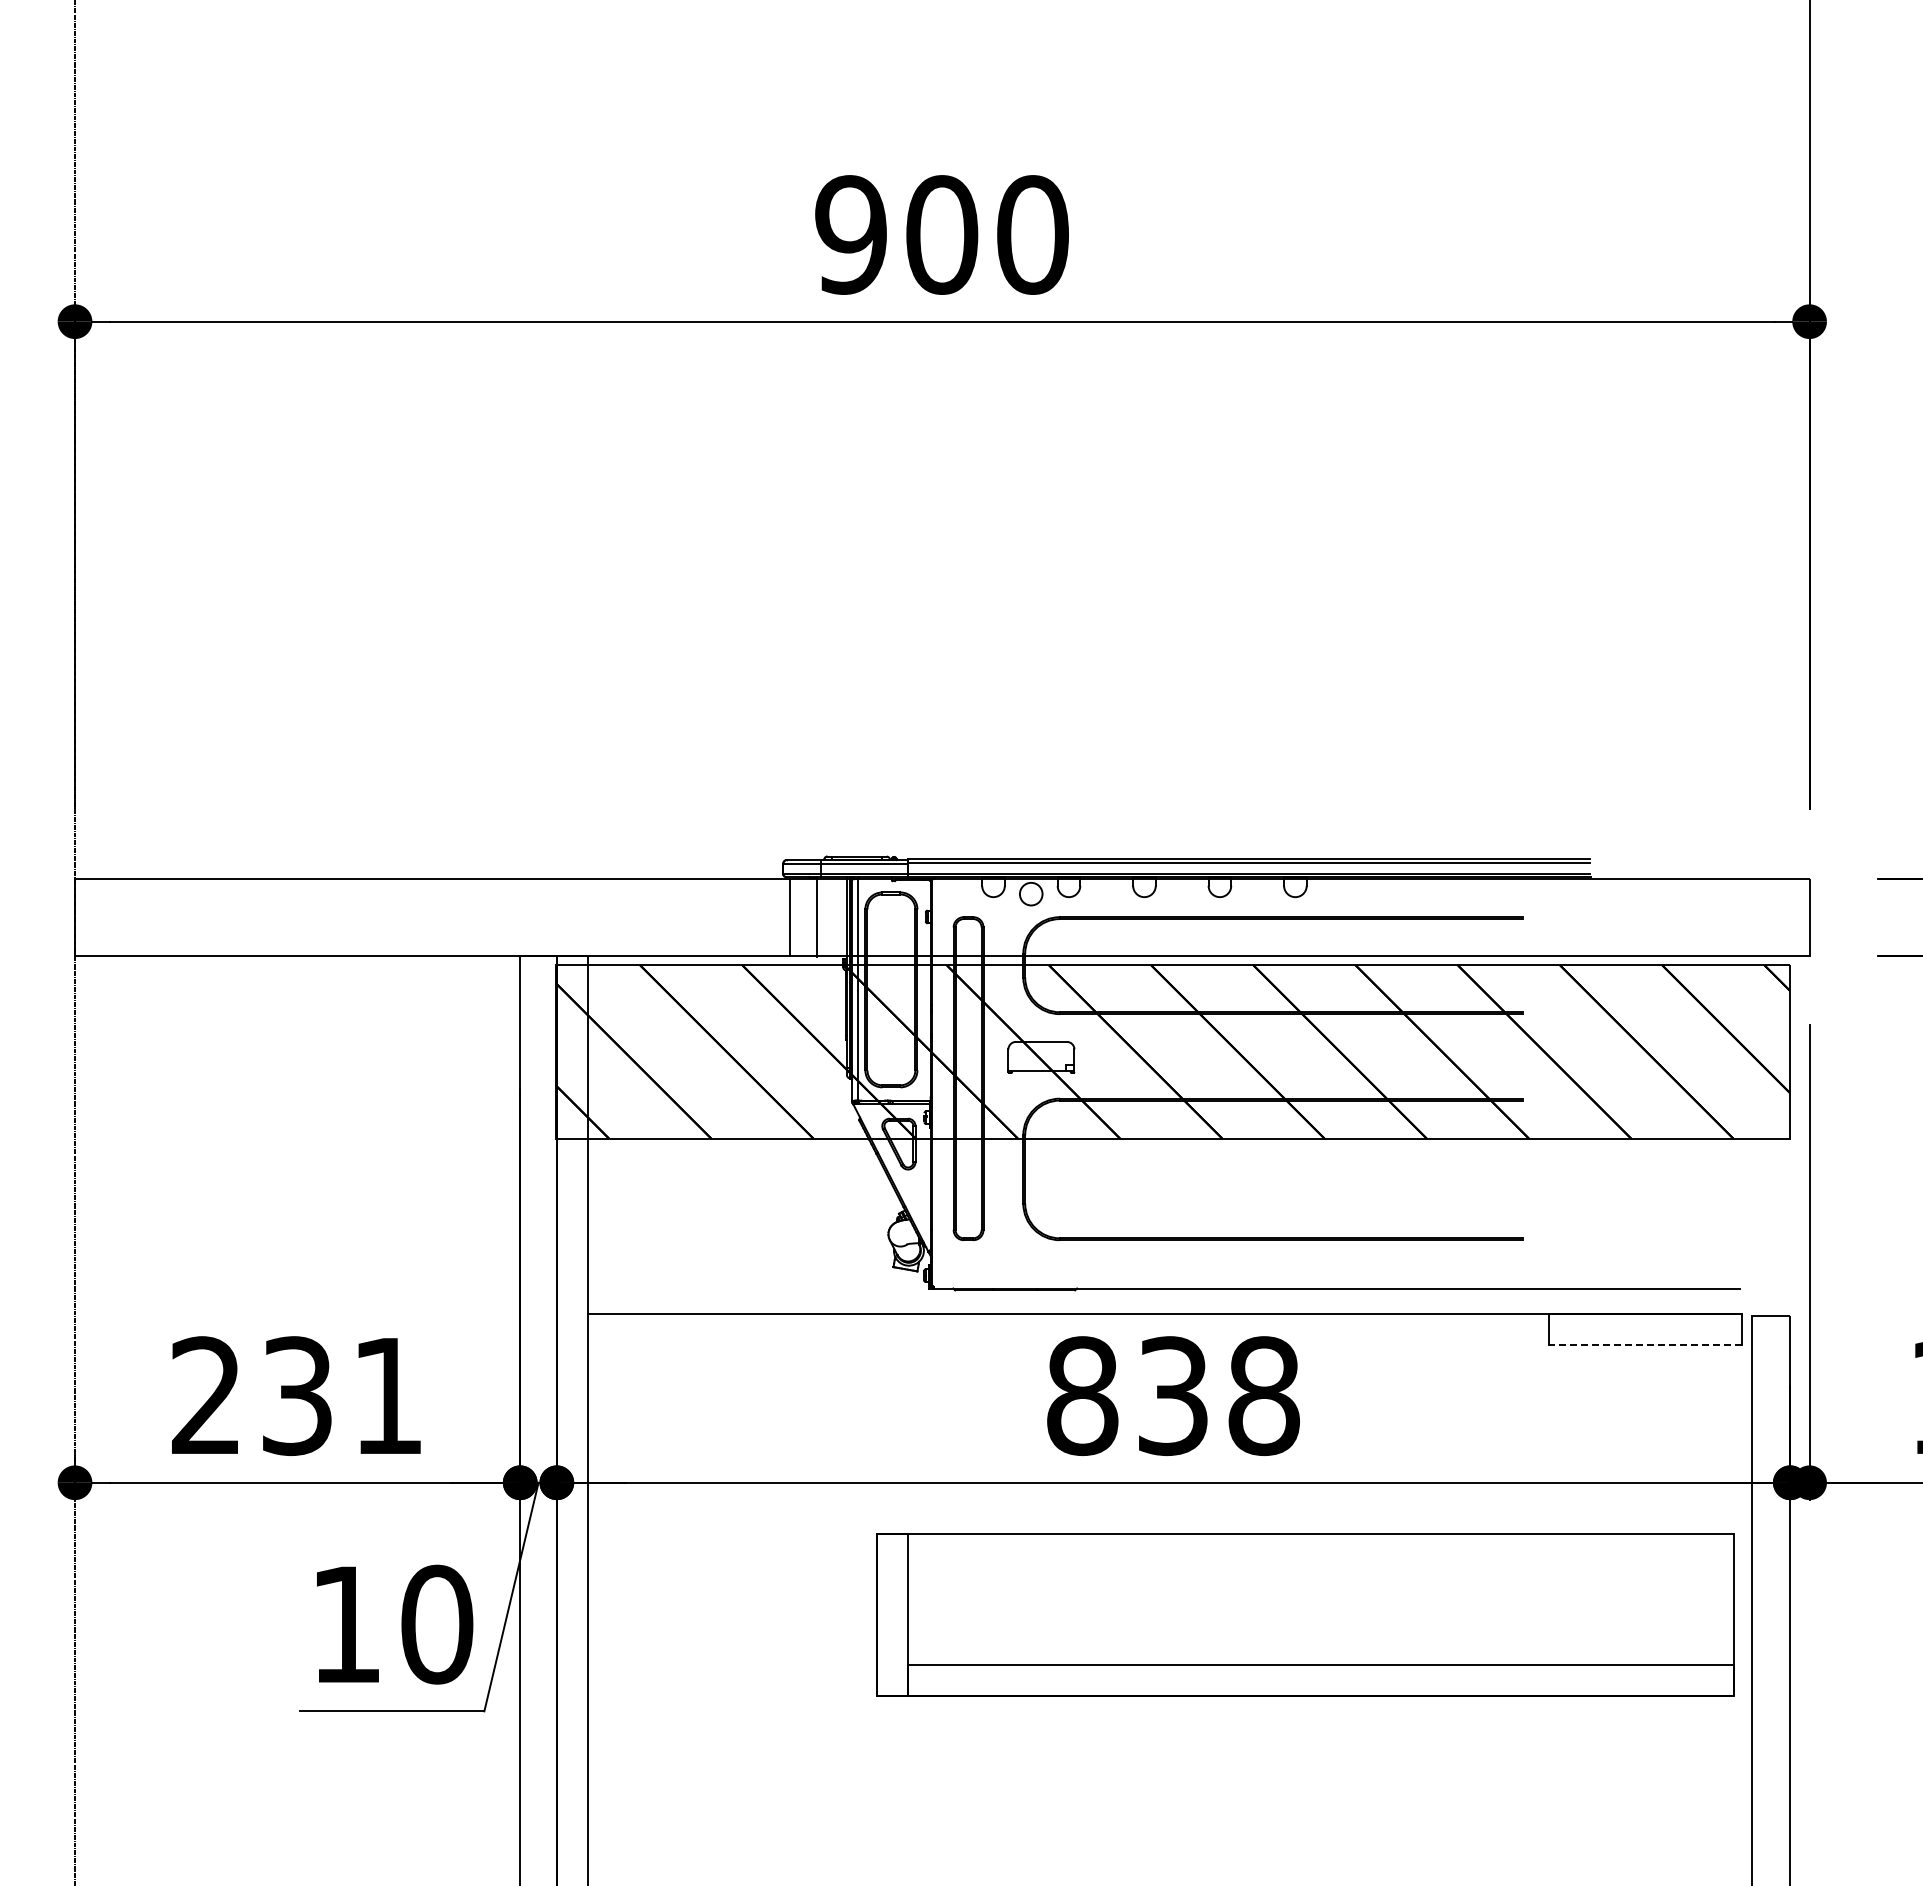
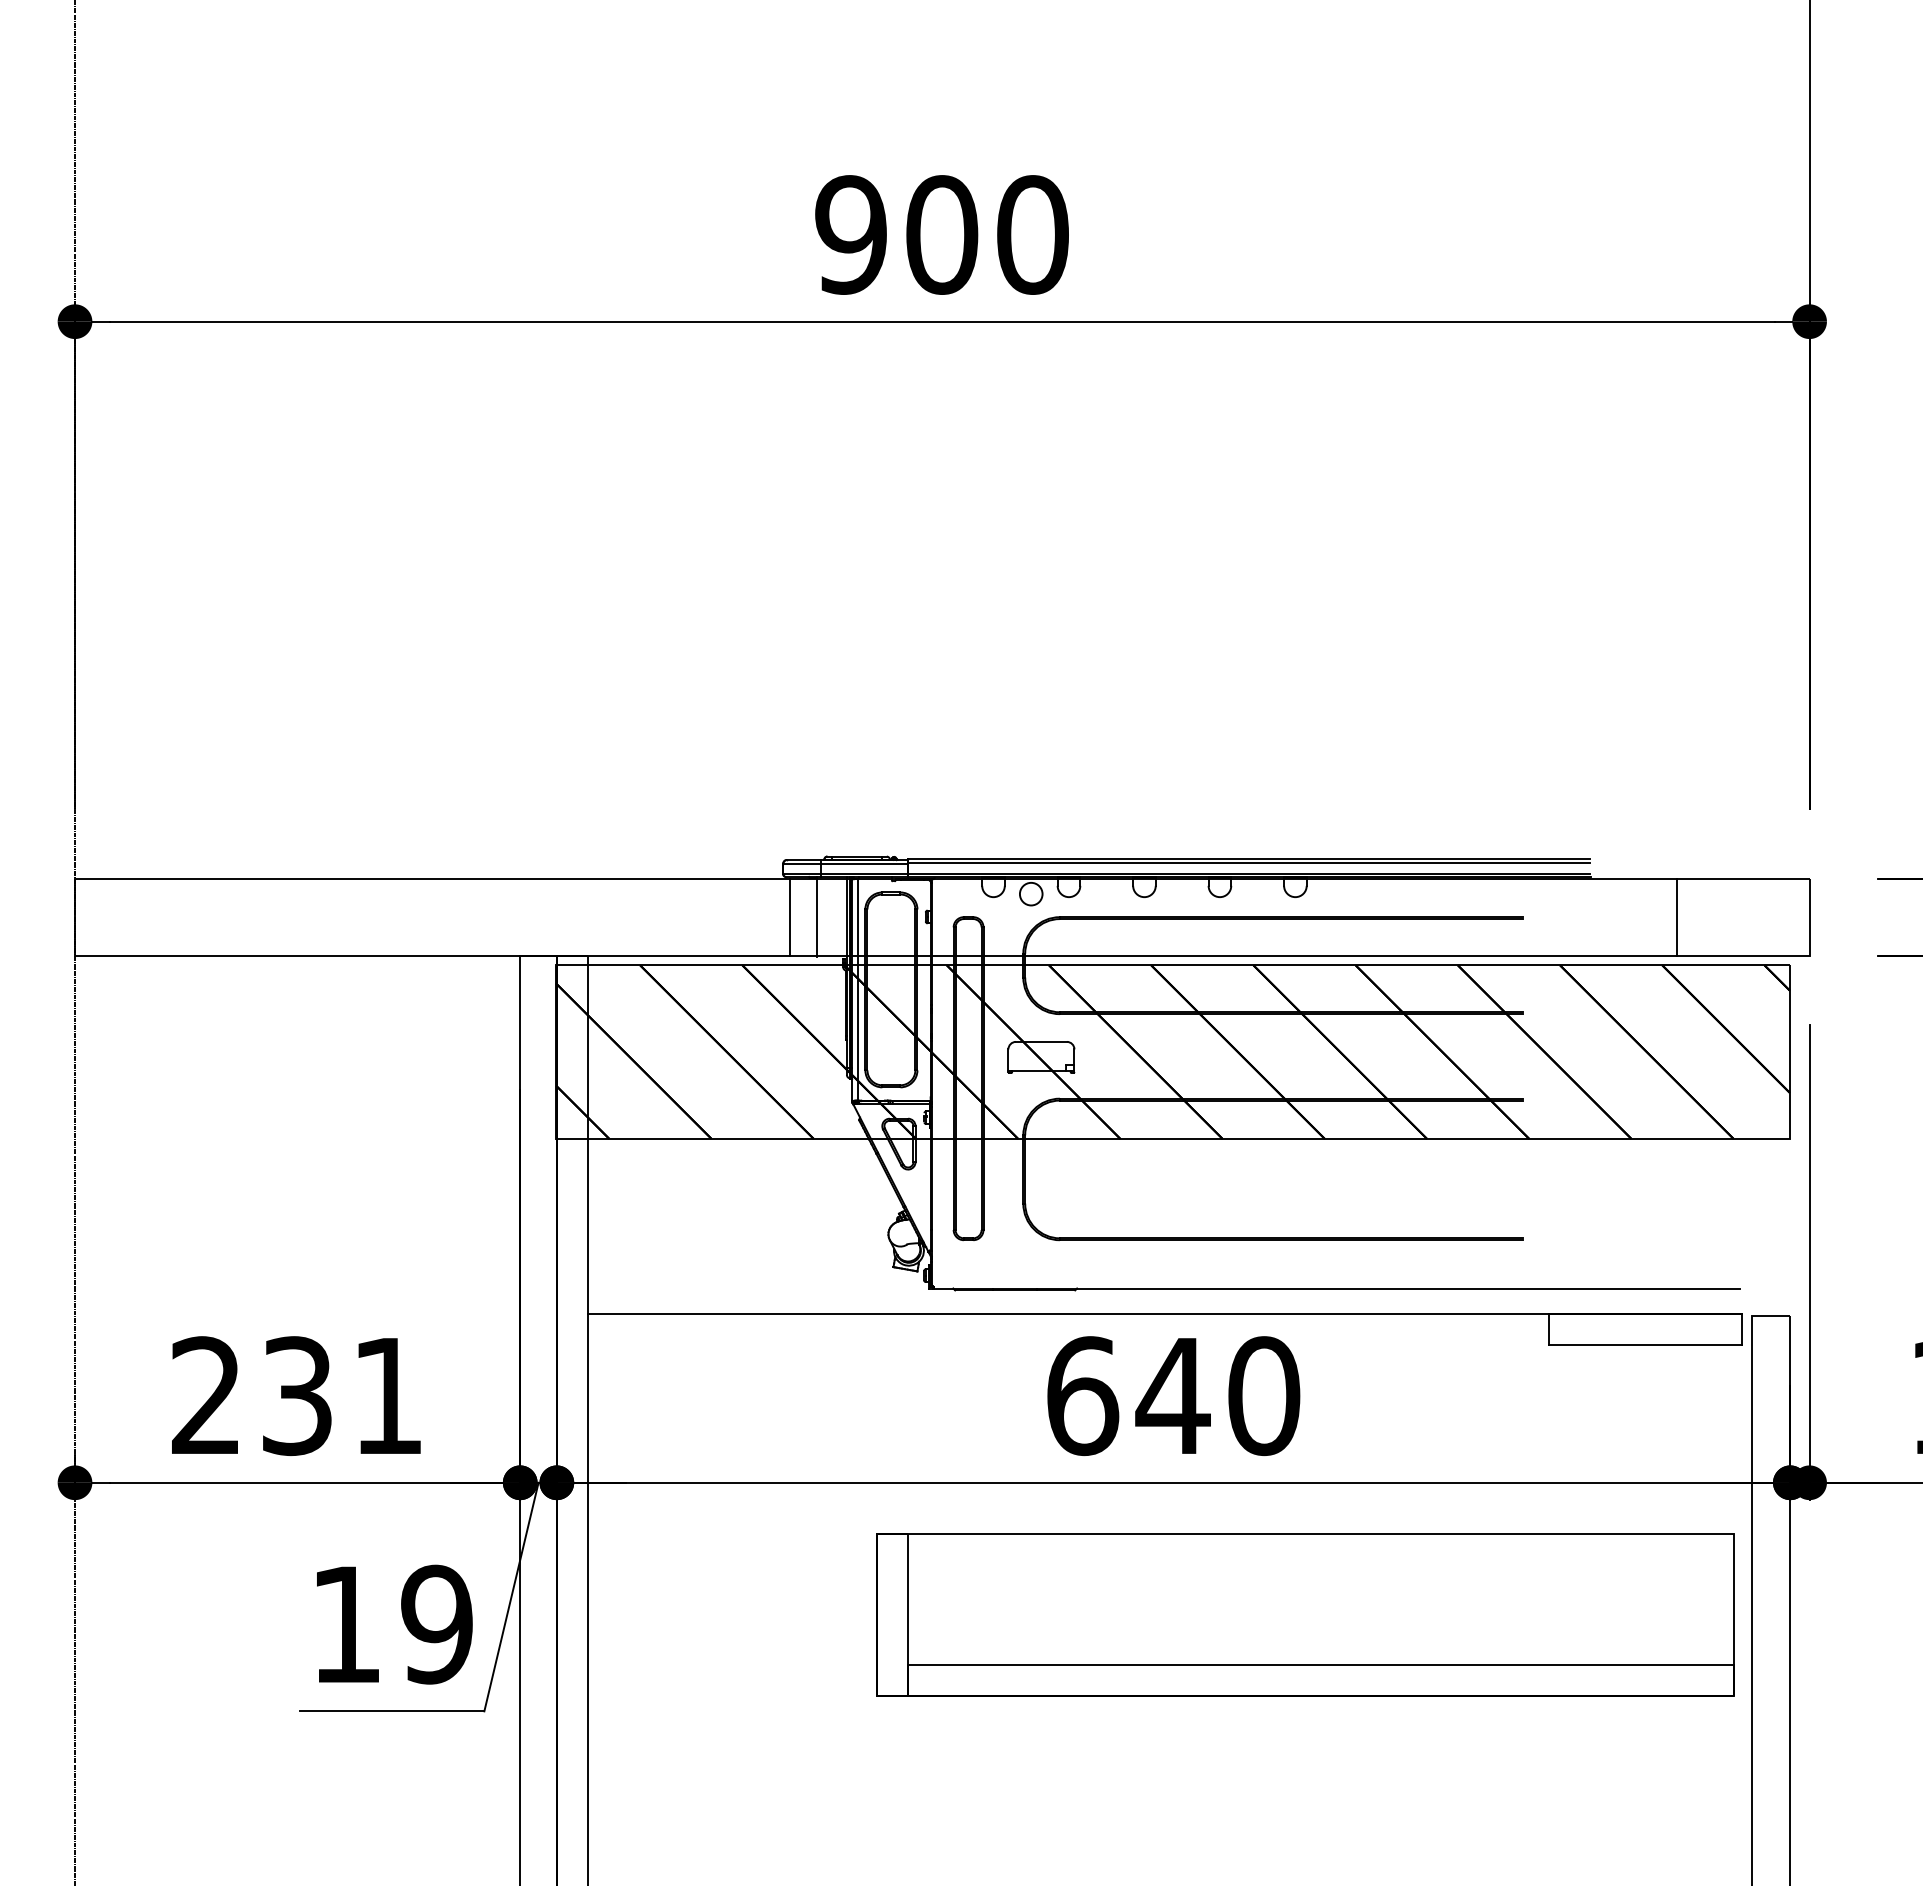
line: none -> present (1676, 916)
line: dashed -> solid (1645, 1345)
text: 838 -> 640 (1173, 1396)
text: 10 -> 19 (437, 1624)
